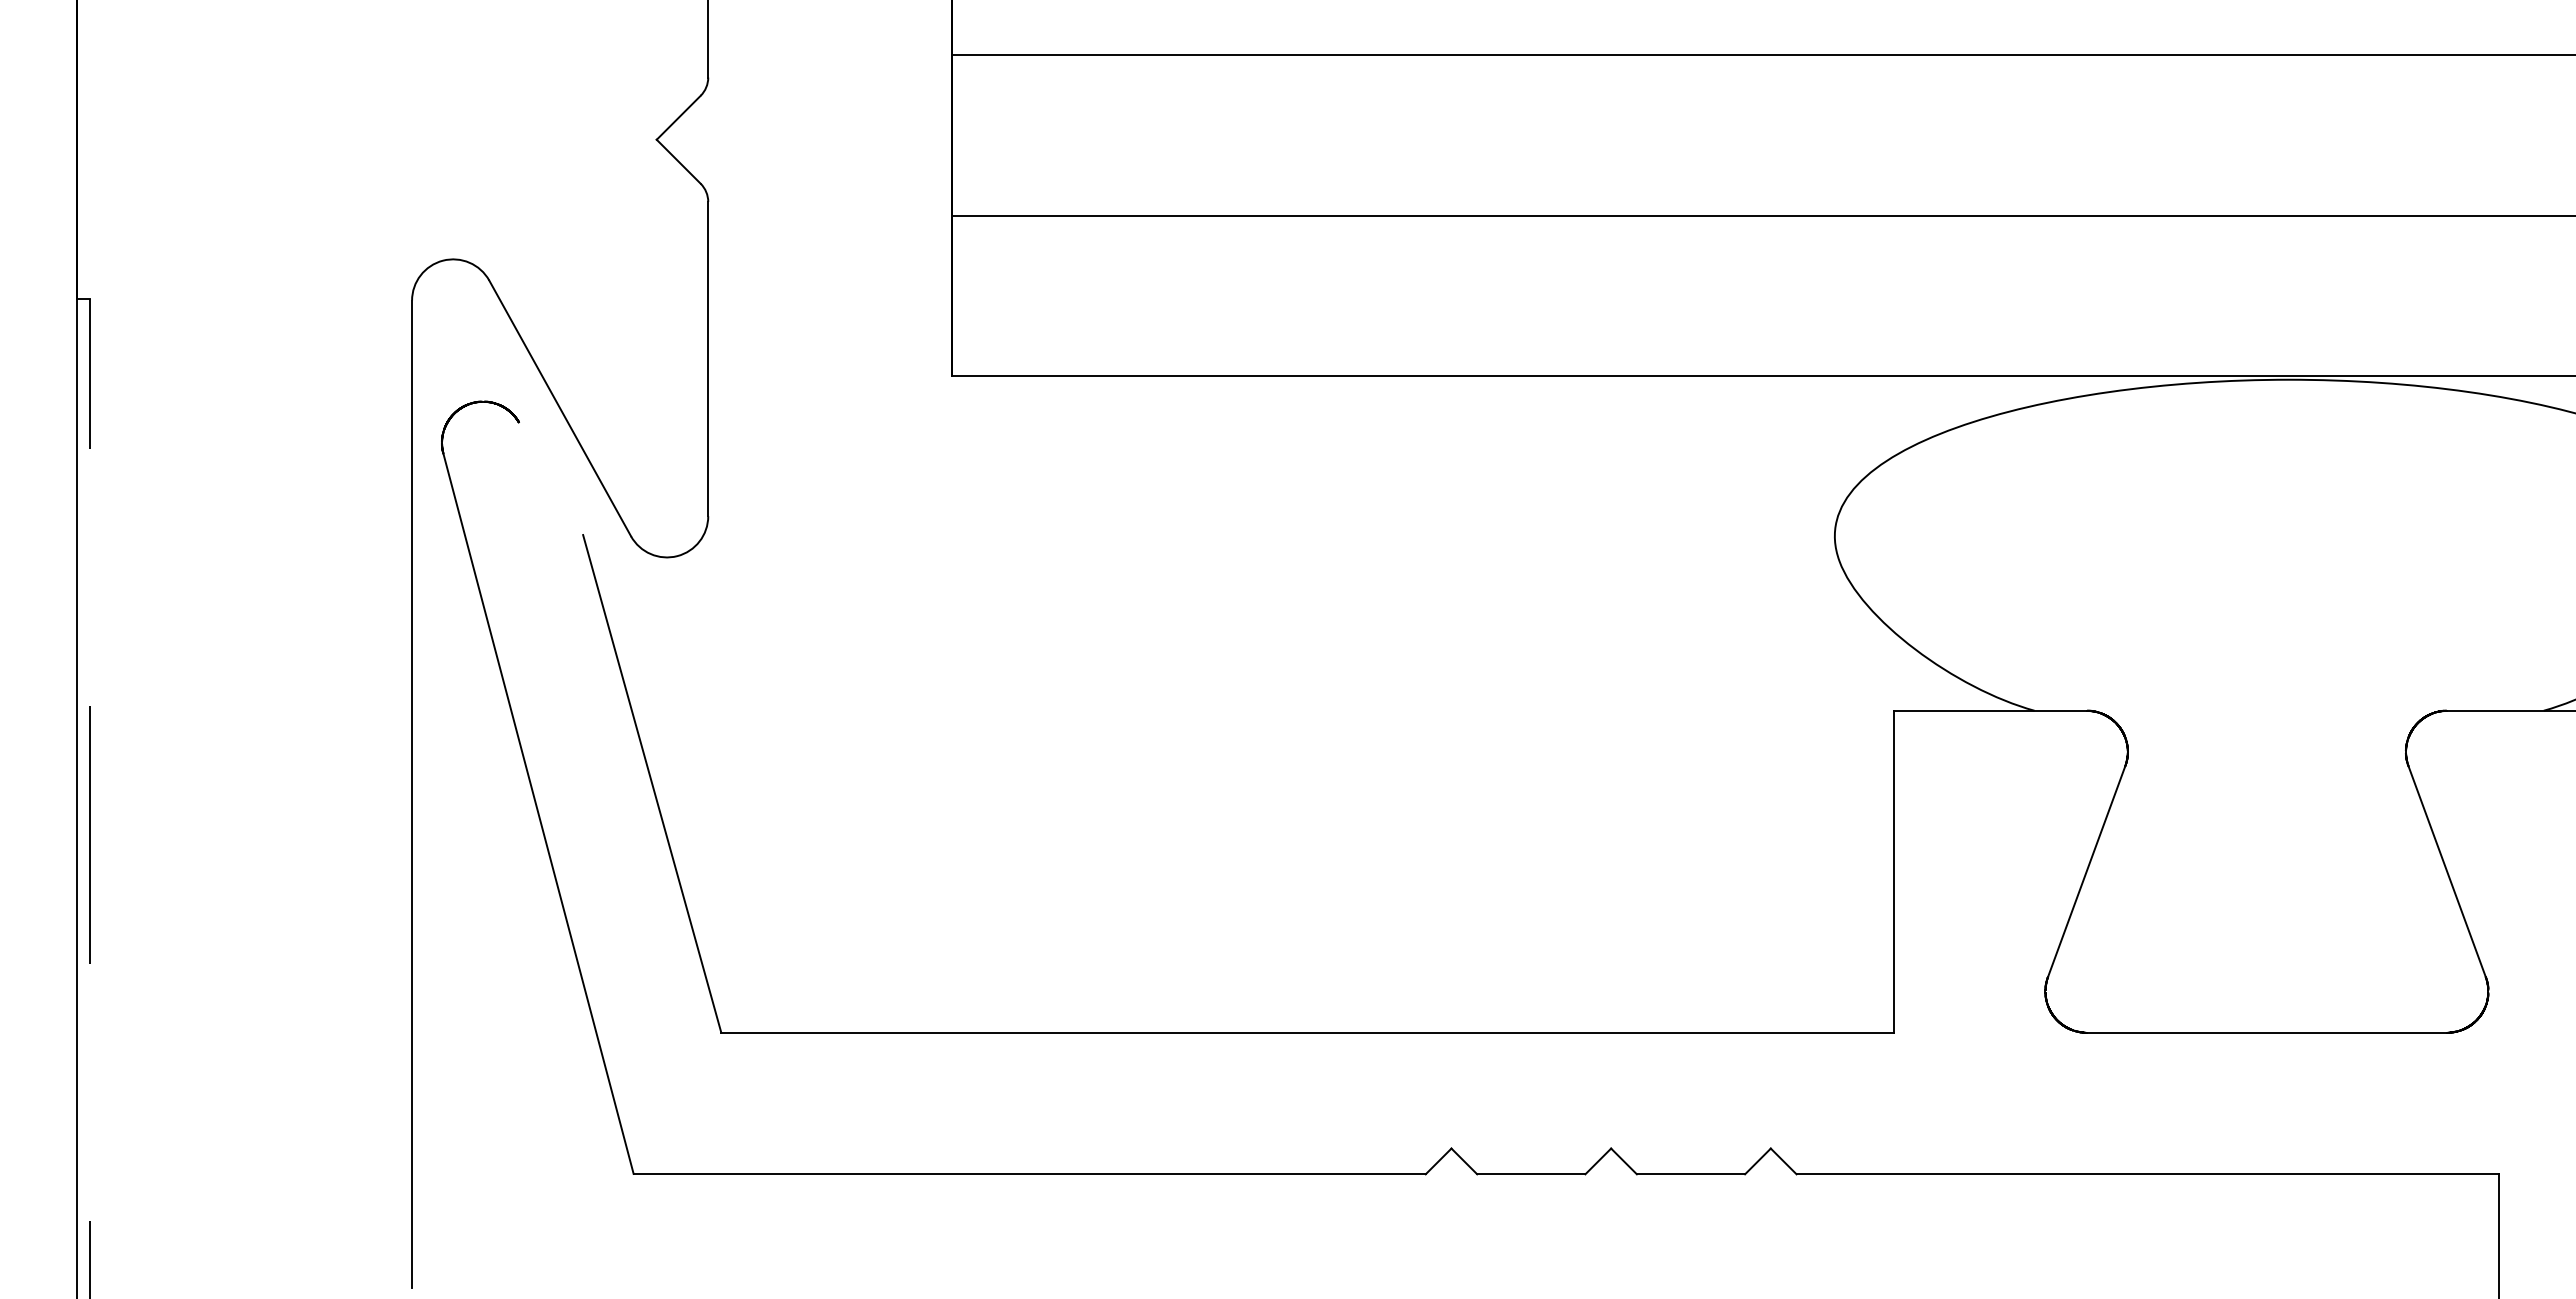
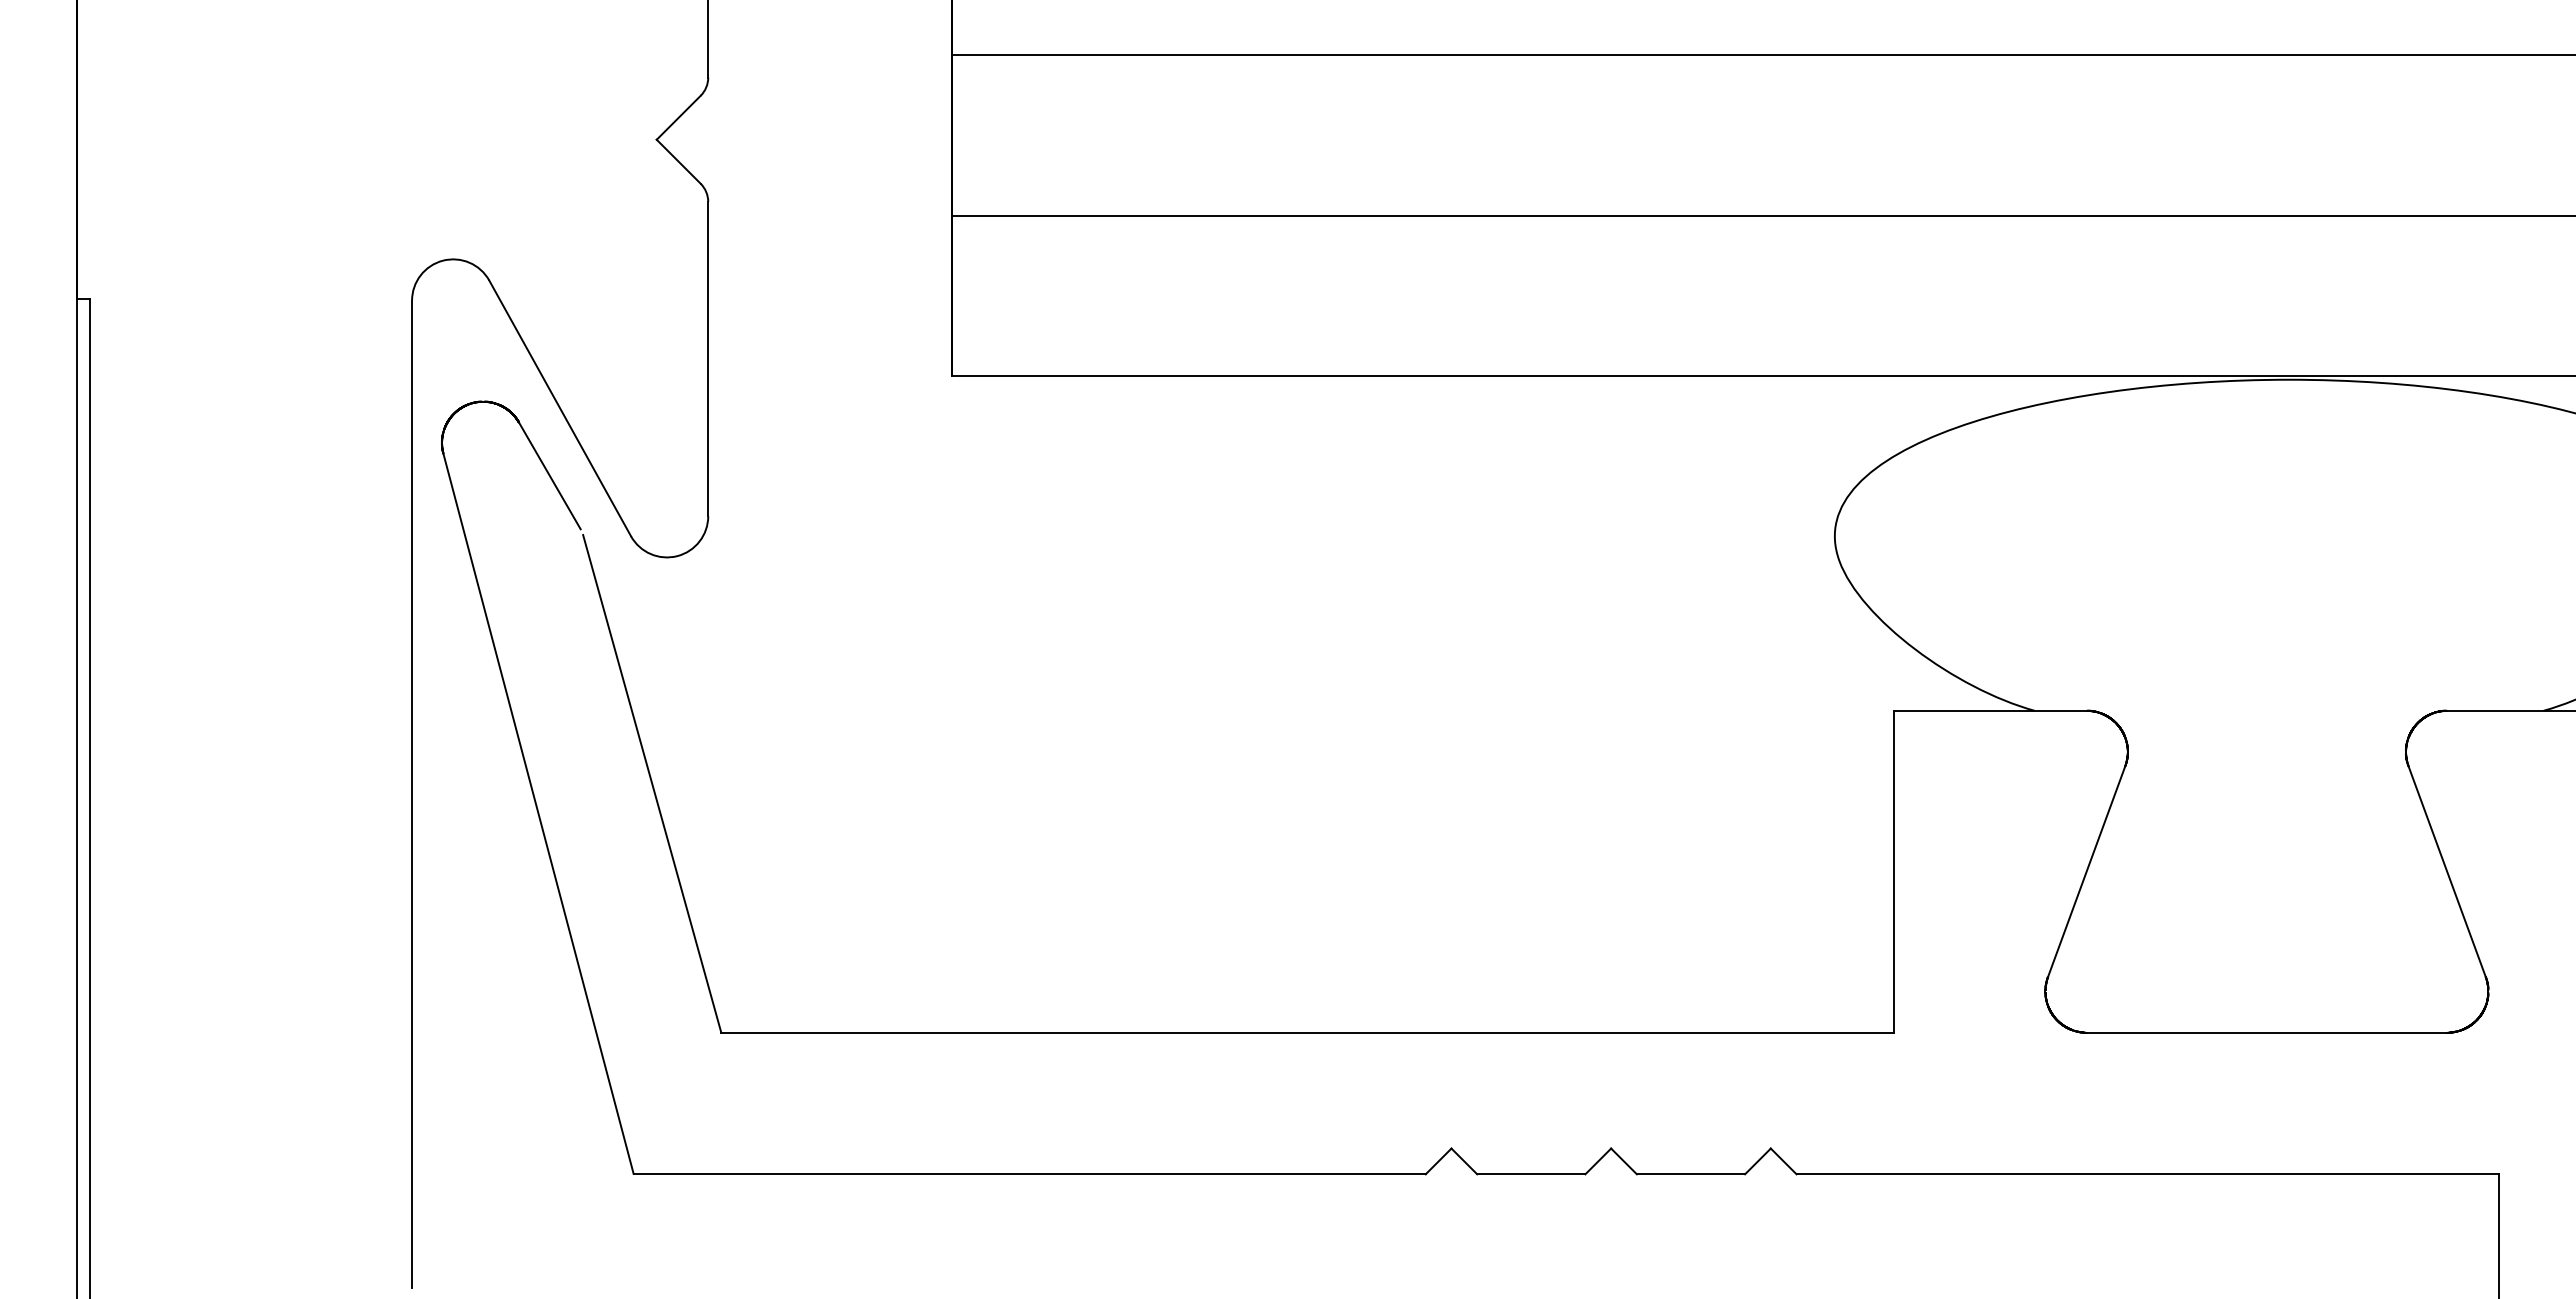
line: none -> present (549, 475)
line: dashed -> solid (90, 798)
